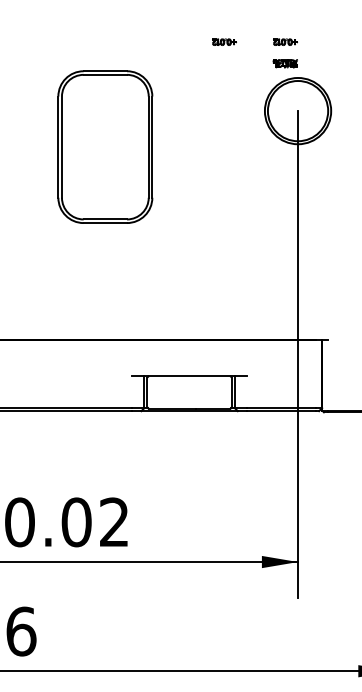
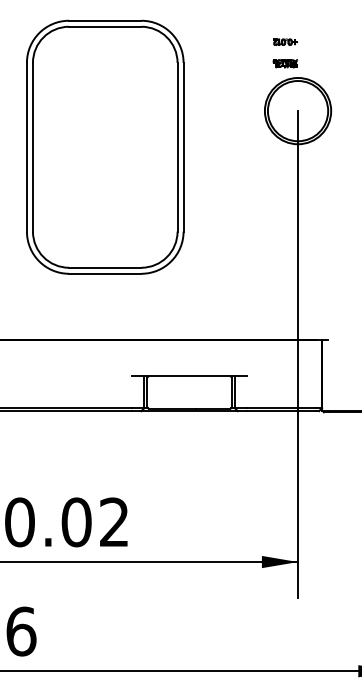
part: present -> none (224, 41)
part size: 97x154 px -> 159x256 px (105, 146)
